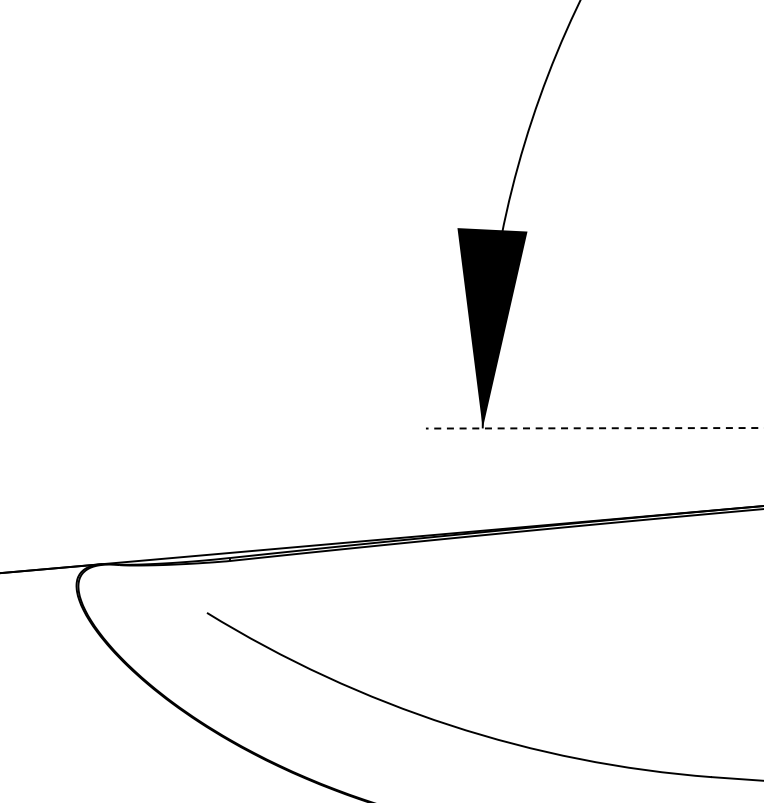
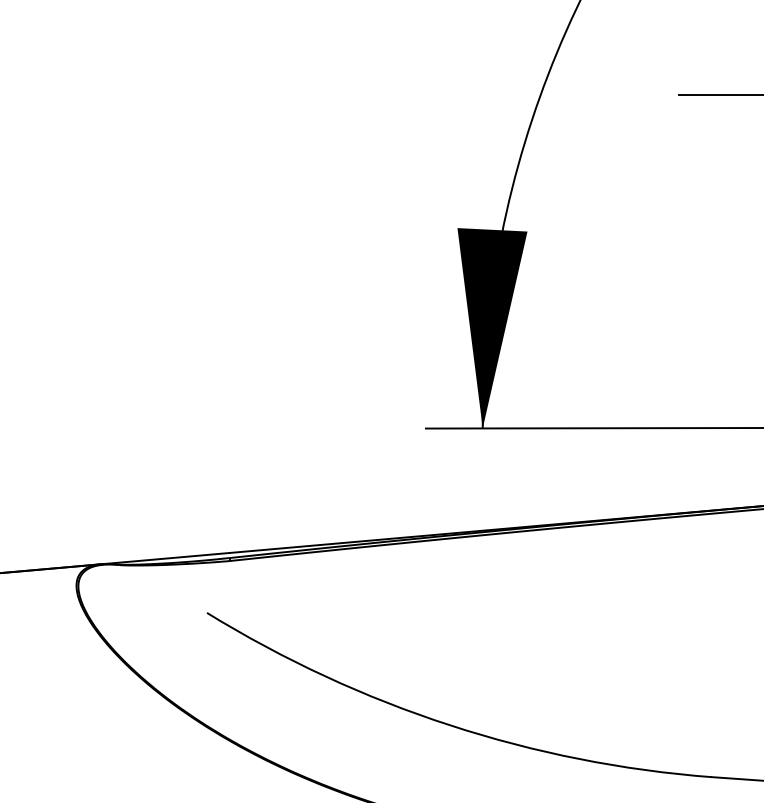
line: none -> present (719, 94)
line: dashed -> solid (594, 428)
